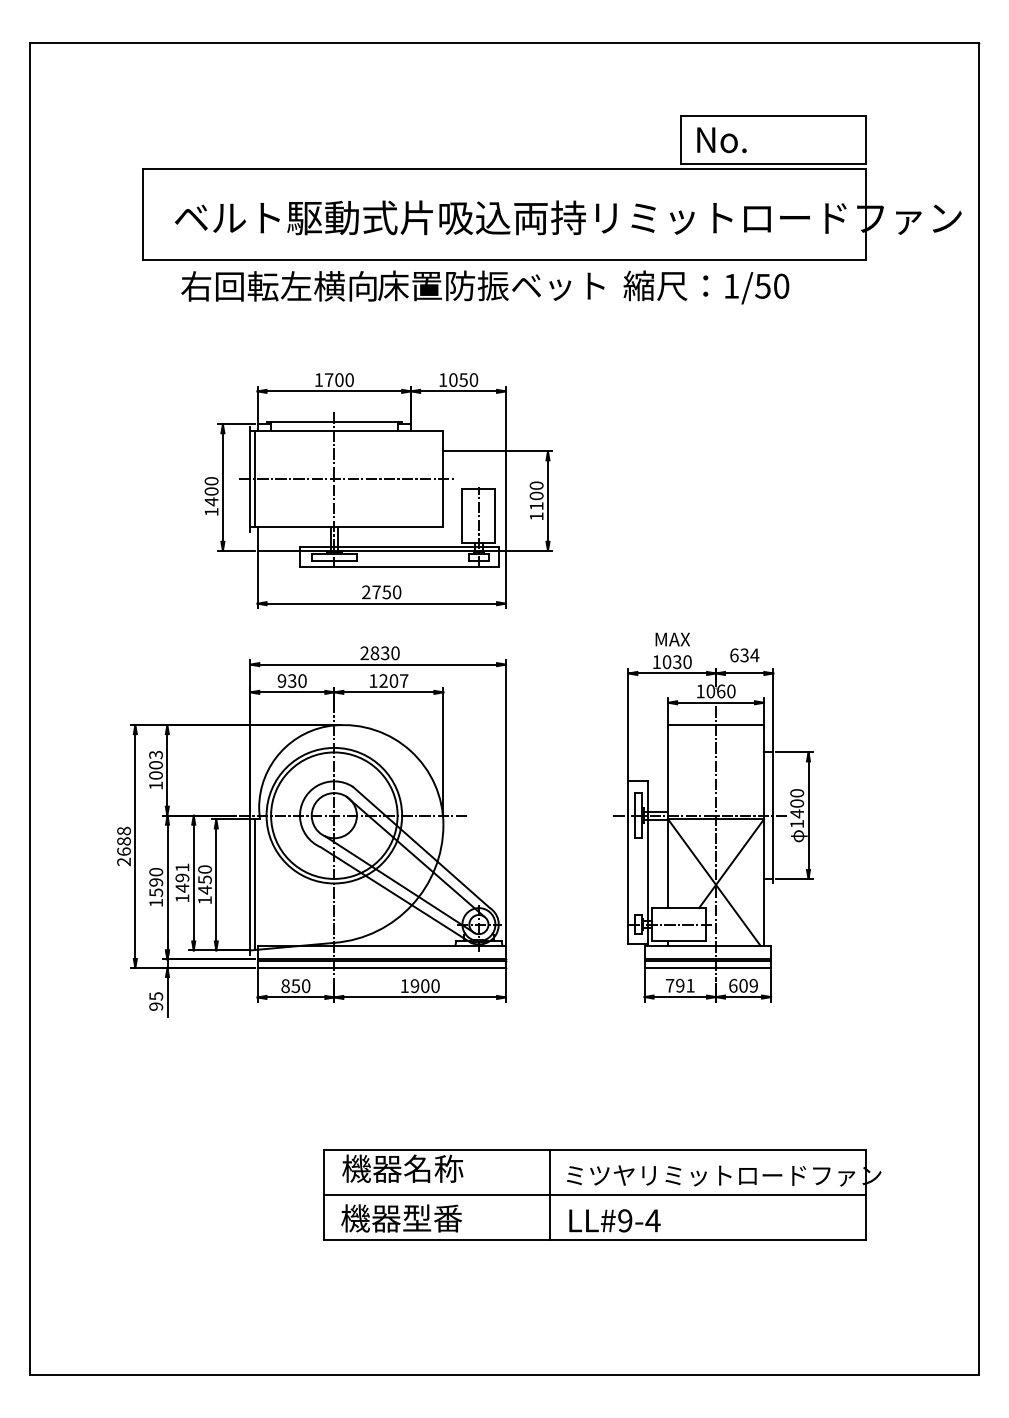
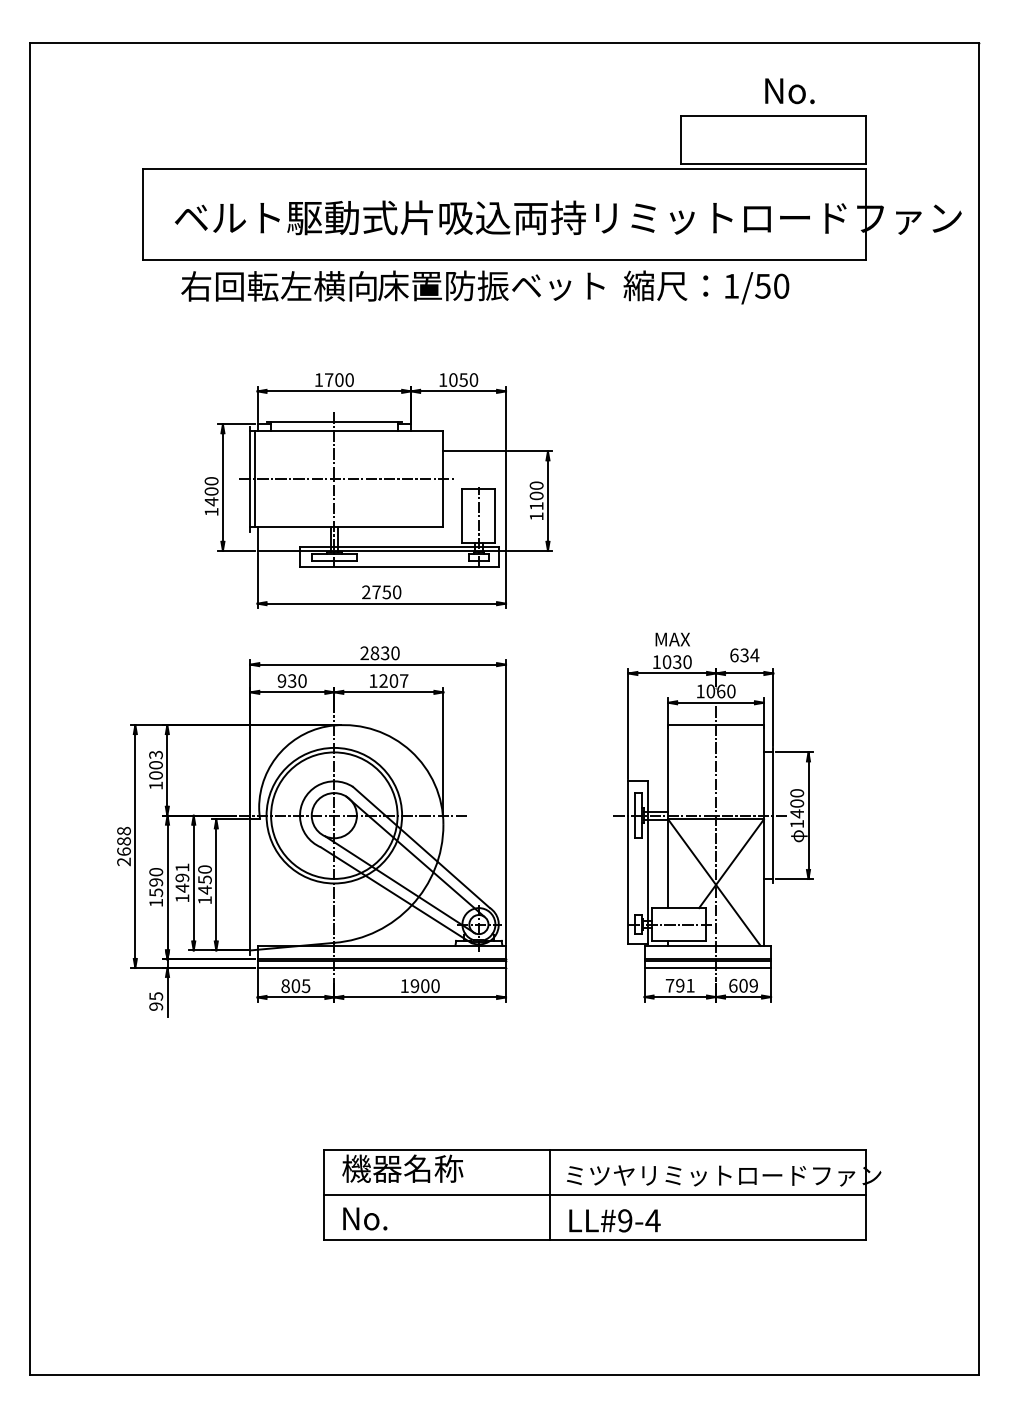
text position: (721, 140) -> (789, 91) (789, 91)
line: present -> none (254, 884)
text: 850 -> 805 (300, 985)
text: 機器型番 -> No. (401, 1218)
